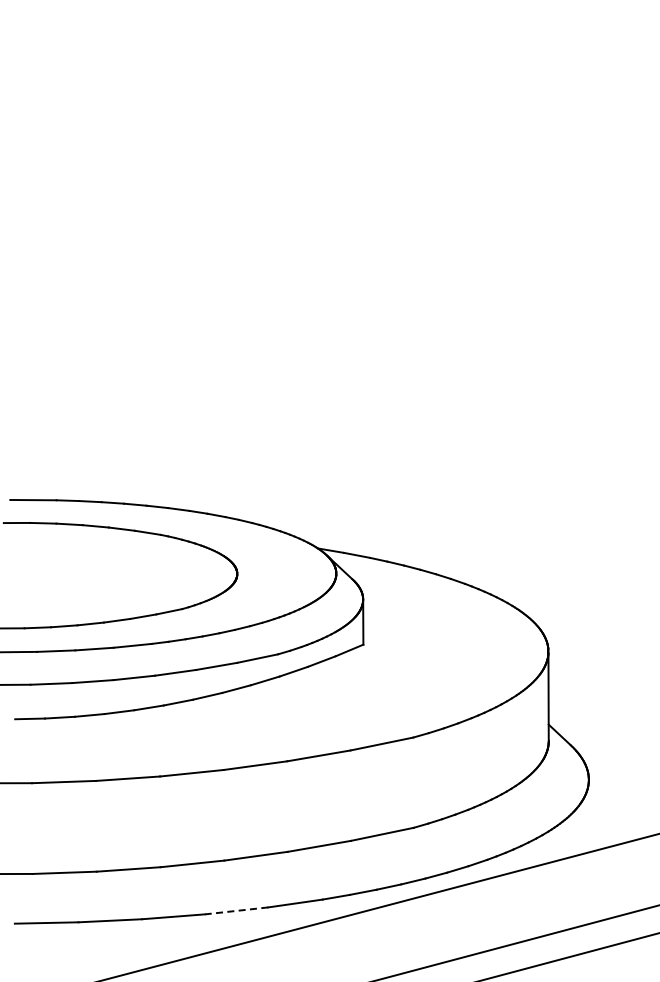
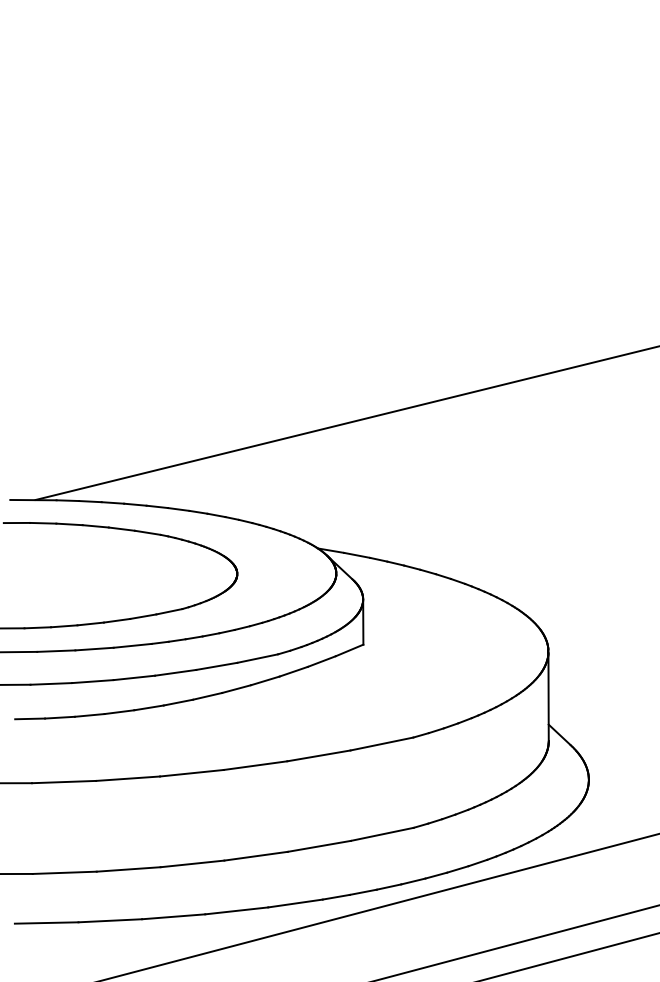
line: none -> present (345, 423)
line: dashed -> solid (236, 910)
